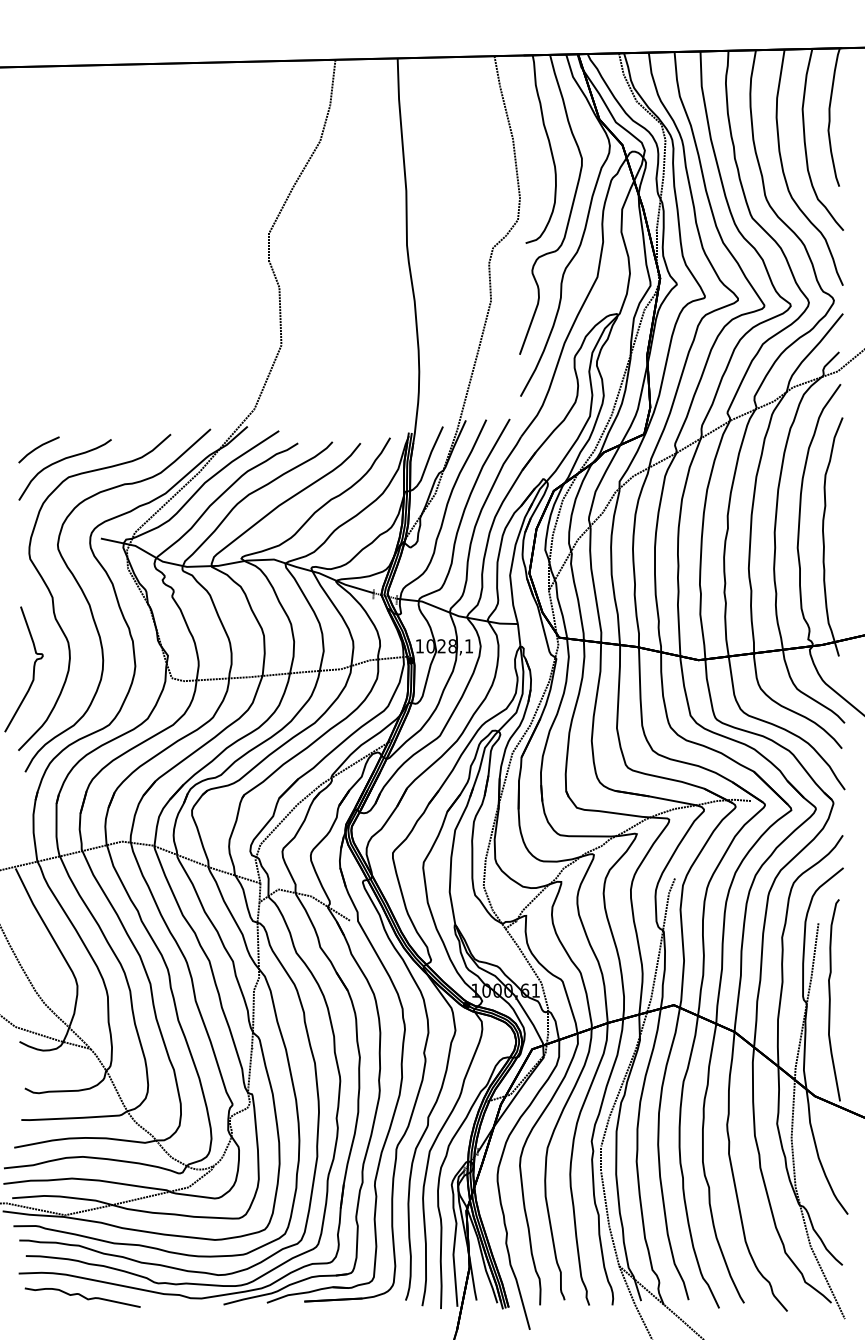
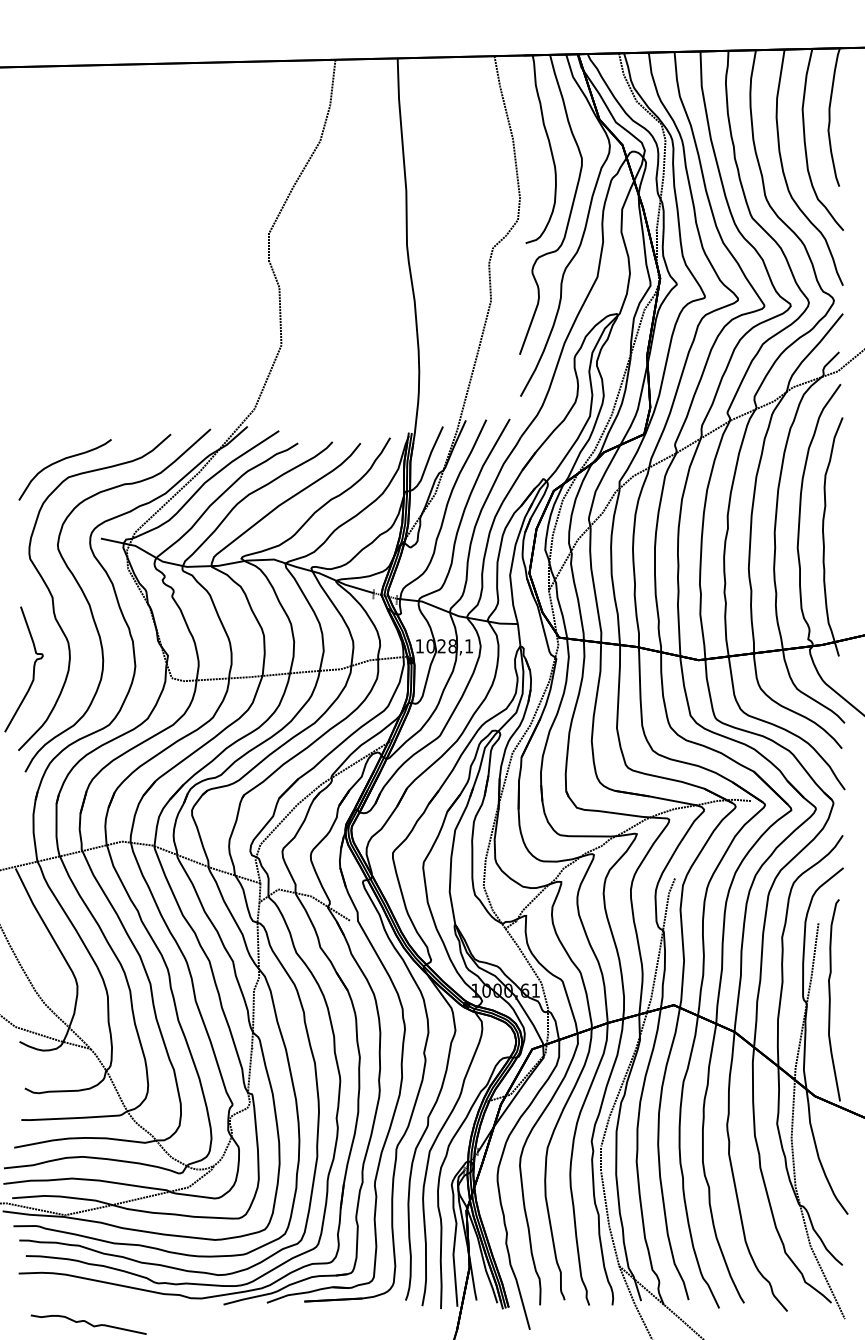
part: present -> none (38, 449)
curve position: (82, 1297) -> (88, 1324) (88, 1324)
